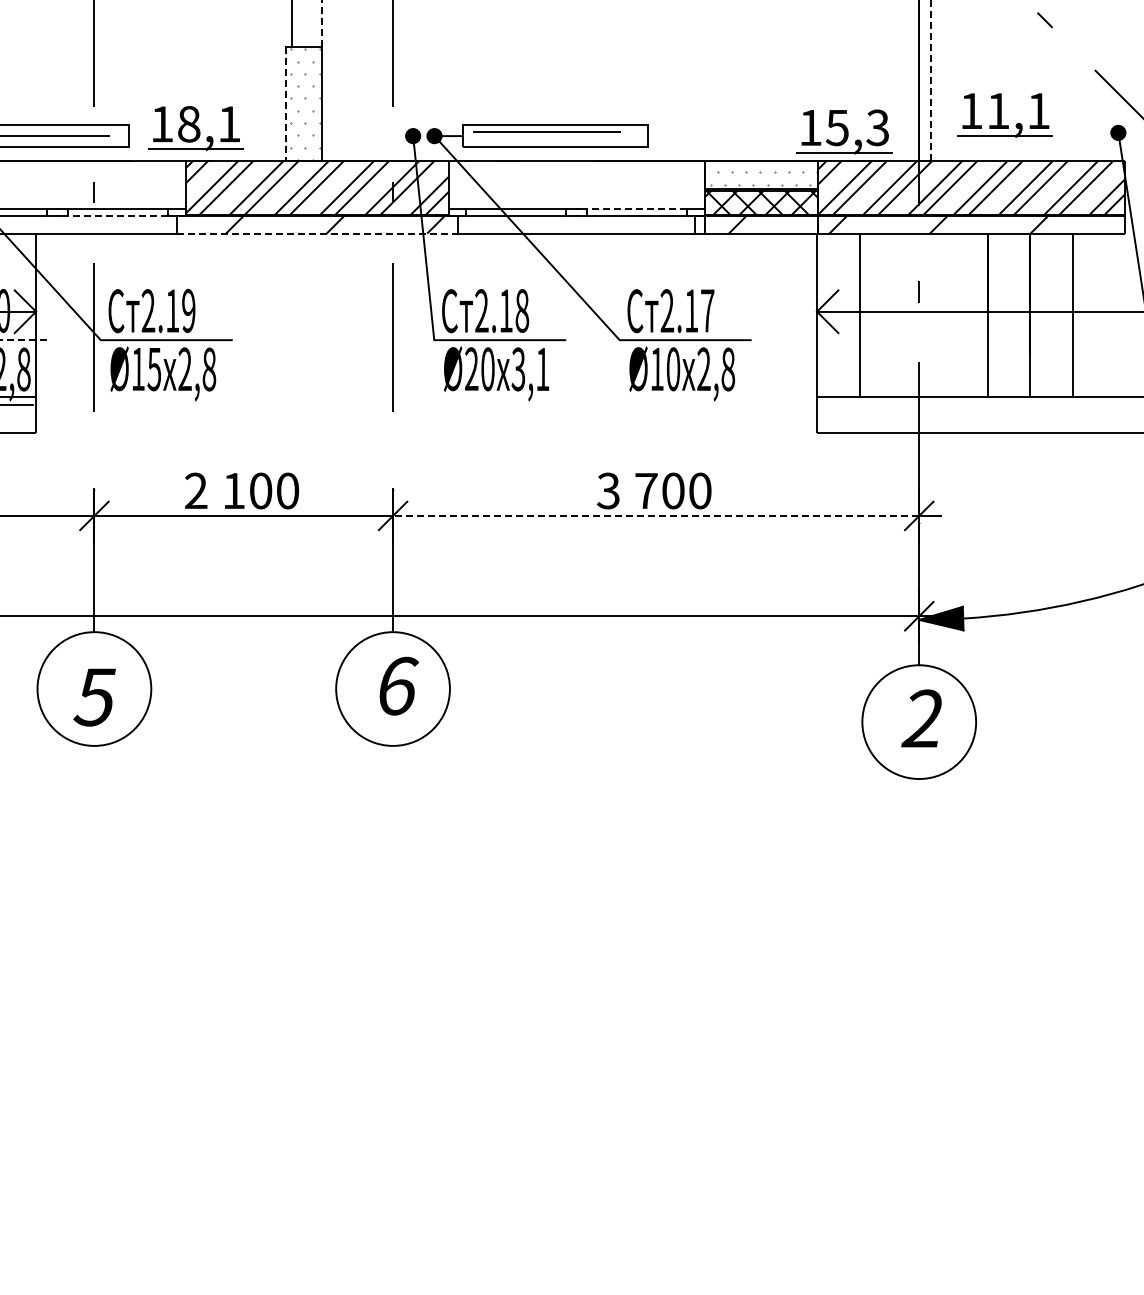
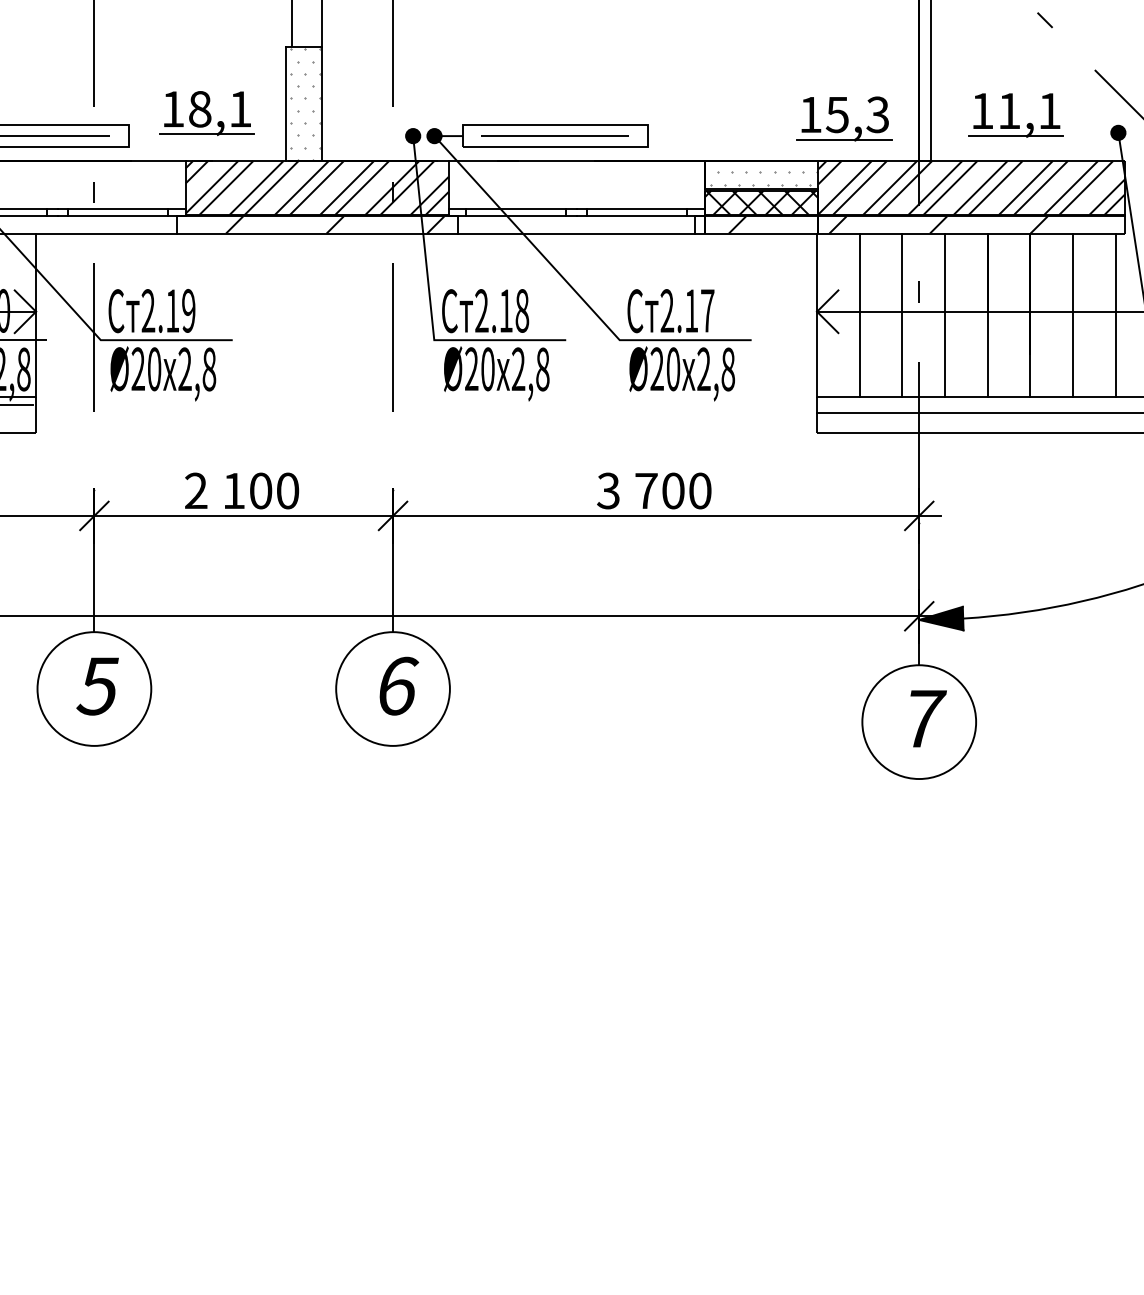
line: dashed -> solid (321, 23)
line: dashed -> solid (930, 80)
line: dashed -> solid (286, 104)
part position: (1004, 115) -> (1015, 115) (1015, 115)
part position: (195, 128) -> (206, 113) (206, 113)
line position: (546, 131) -> (554, 135) (554, 135)
part position: (844, 131) -> (844, 118) (844, 118)
line: dashed -> solid (637, 209)
line: dashed -> solid (118, 216)
line: dashed -> solid (317, 233)
line: none -> present (902, 315)
line: none -> present (945, 315)
line: none -> present (1115, 315)
line: dashed -> solid (23, 340)
text: Ø10 -> Ø20 (656, 368)
text: Ø15 -> Ø20 (146, 369)
text: 3,1 -> 2,8 (530, 369)
line: none -> present (978, 413)
line: dashed -> solid (655, 515)
text position: (94, 697) -> (97, 686) (97, 686)
text: 2 -> 7 (923, 718)
